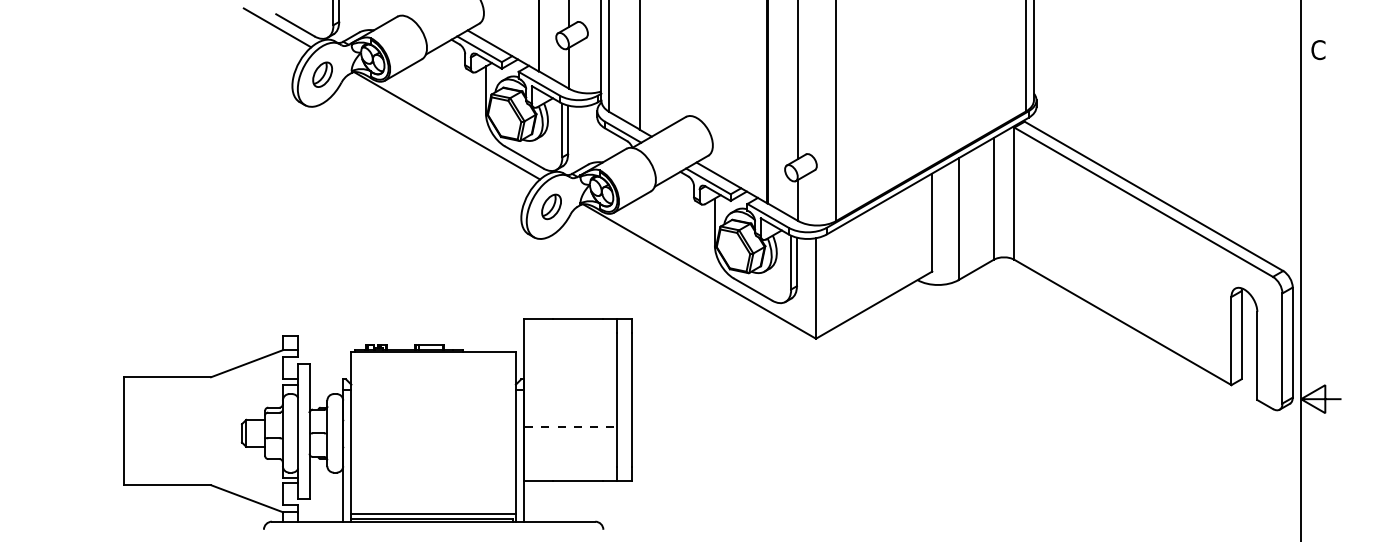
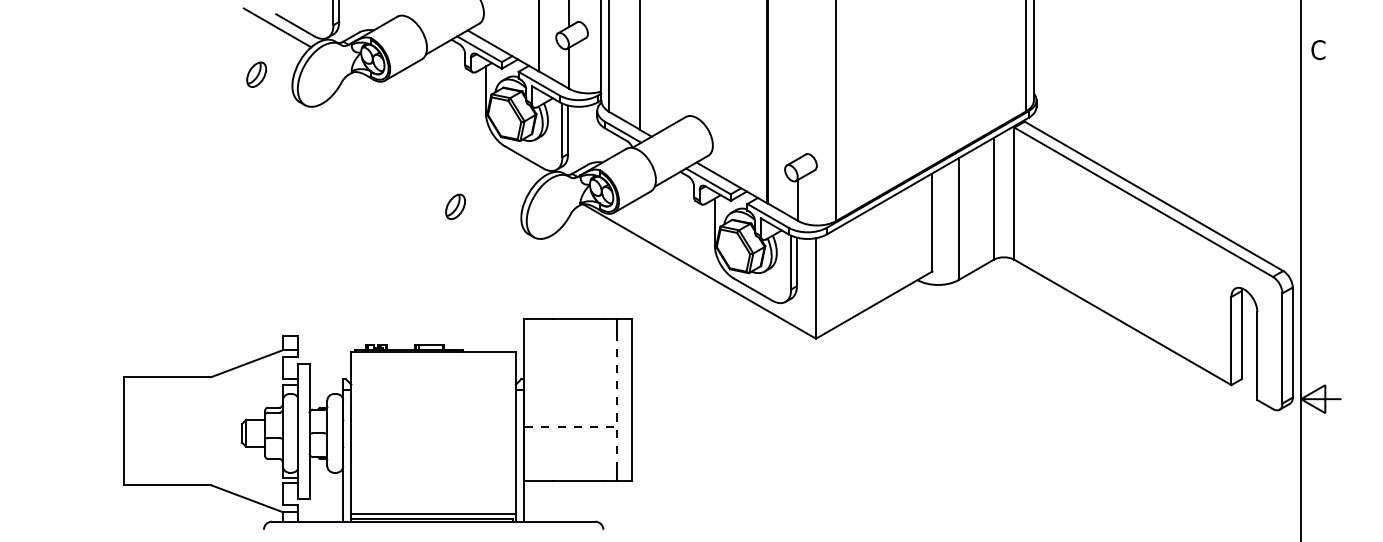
part position: (322, 74) -> (256, 74) (256, 74)
line: present -> none (798, 80)
line: present -> none (447, 125)
part position: (551, 206) -> (455, 206) (455, 206)
line: solid -> dashed (617, 400)
